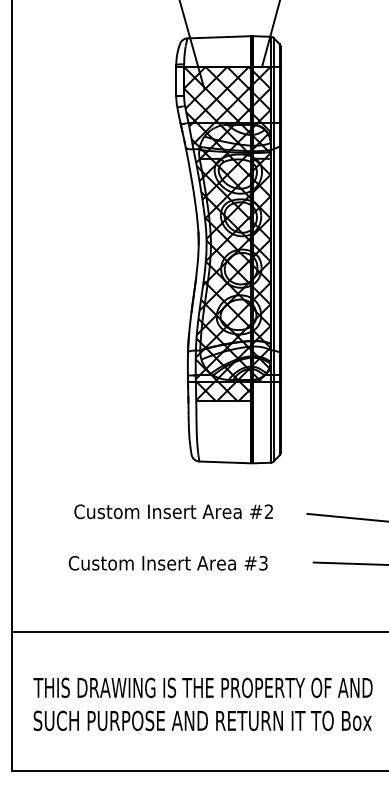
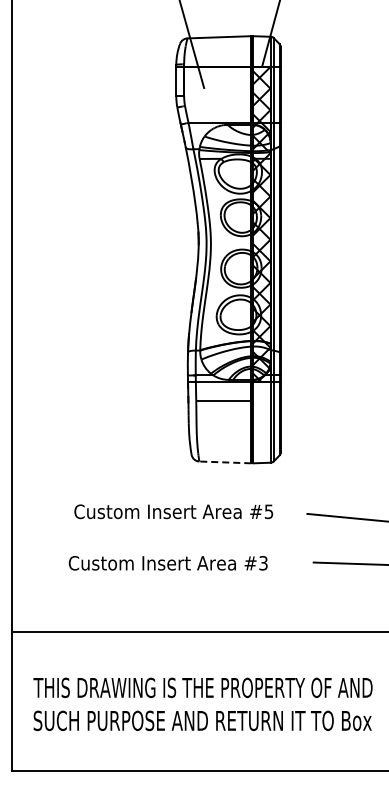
hatch: present -> none (217, 233)
line: solid -> dashed (225, 462)
text: #2 -> #5 (268, 511)
